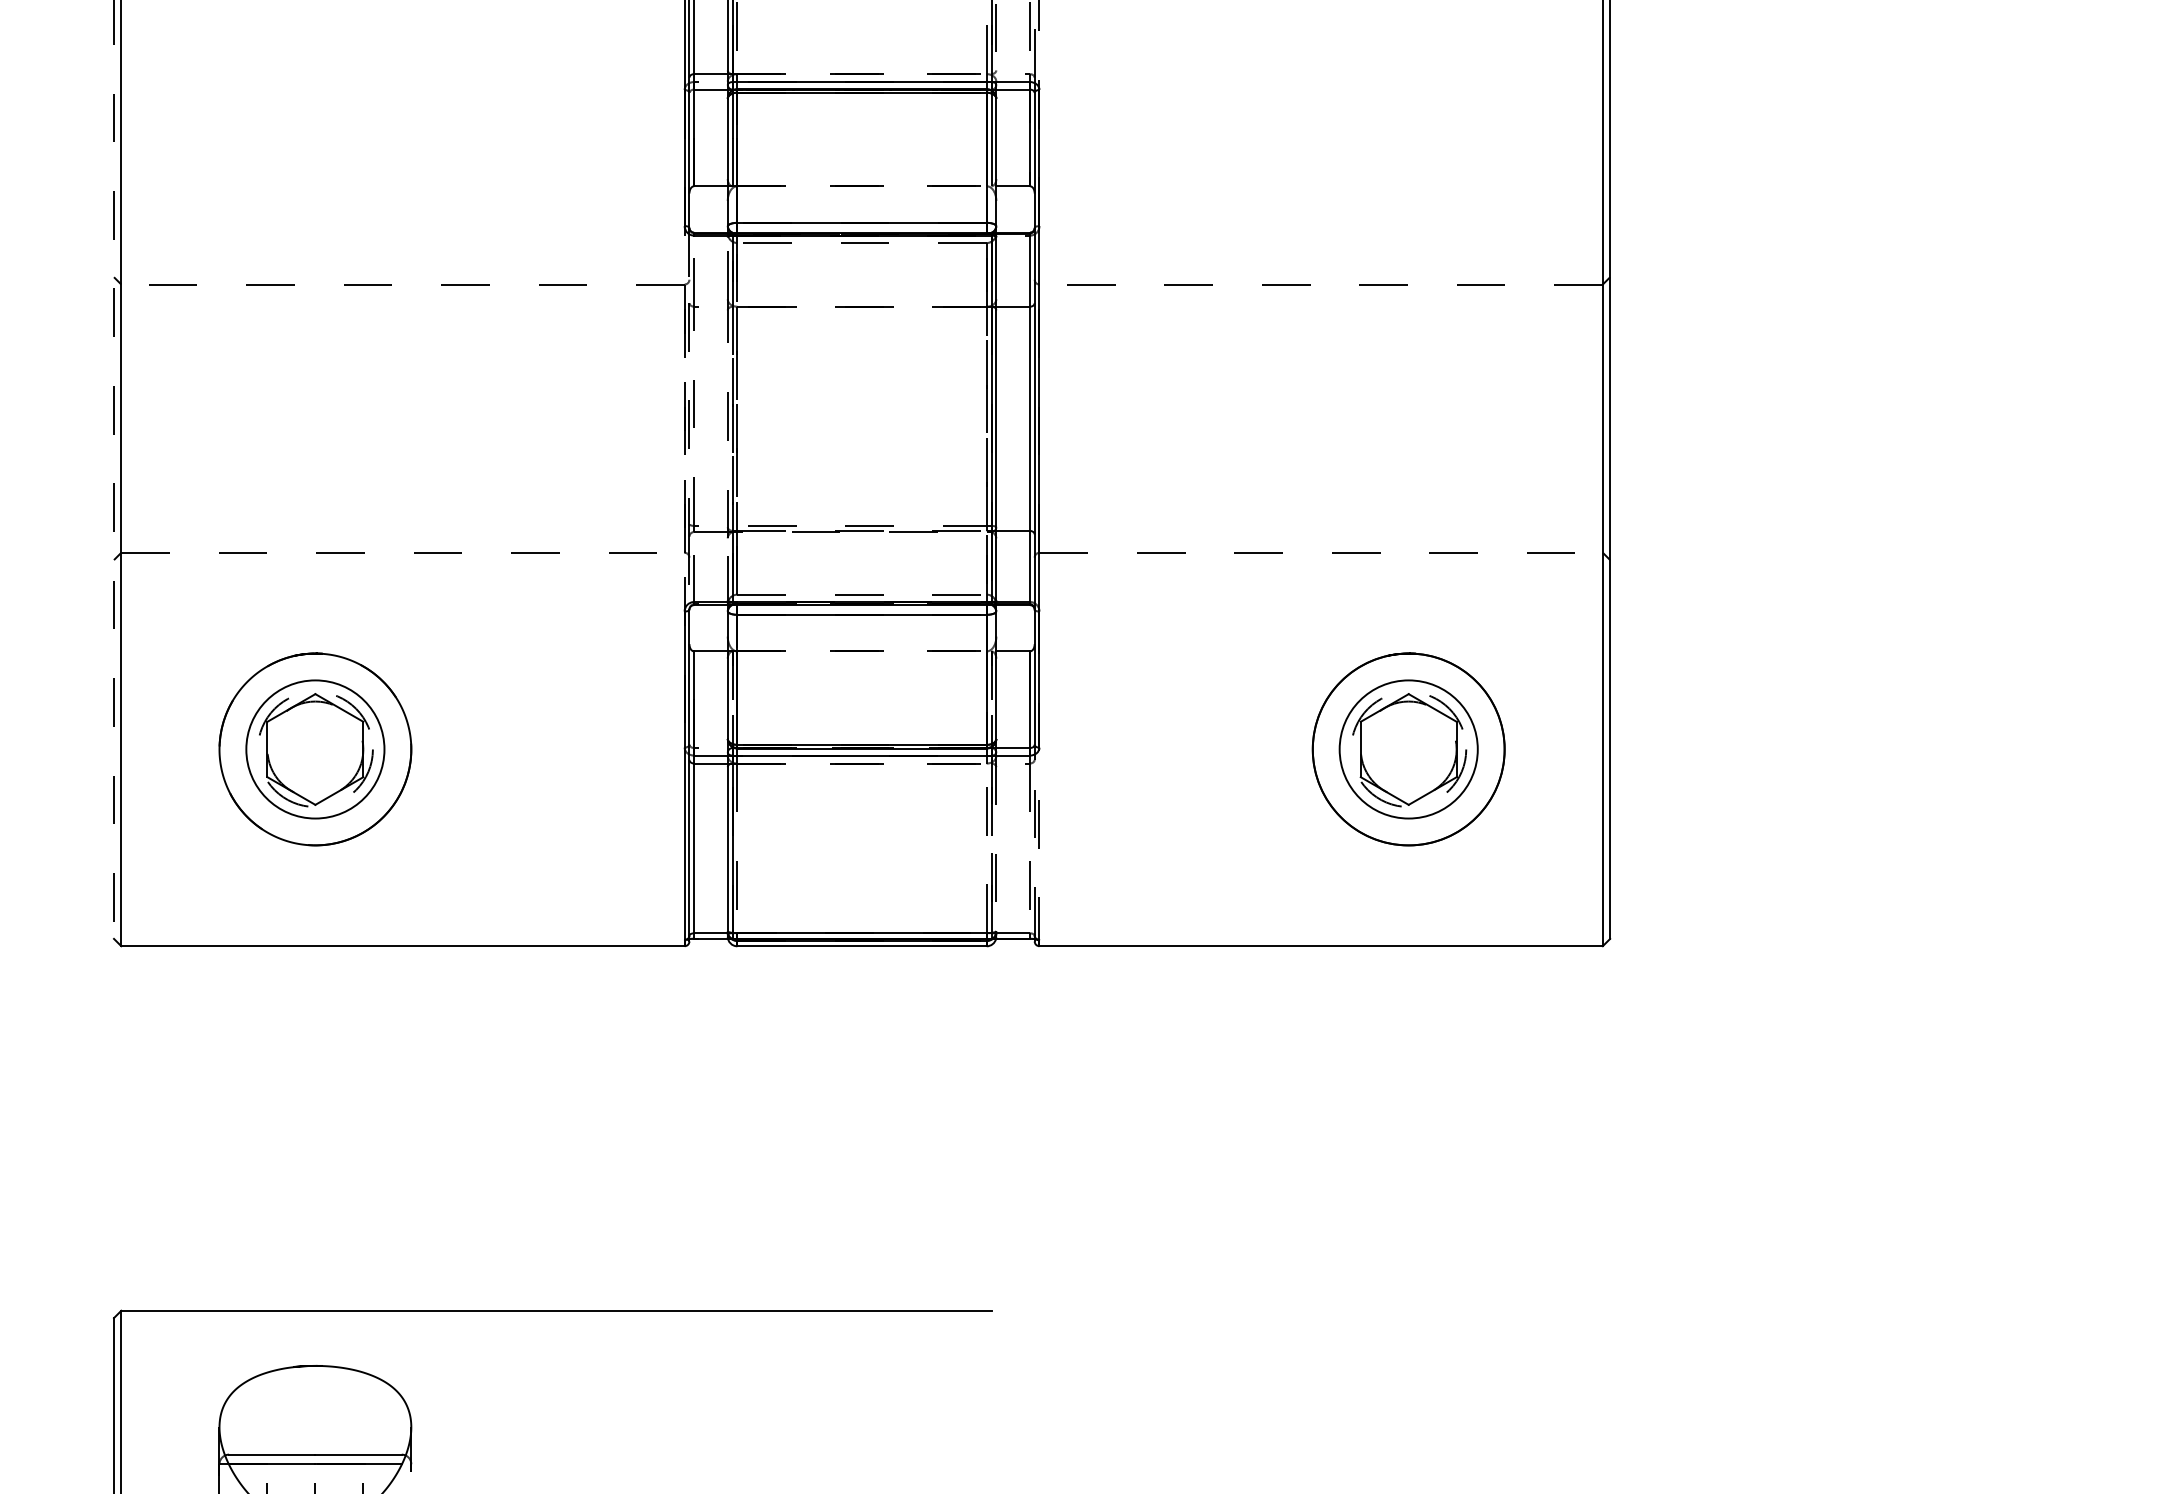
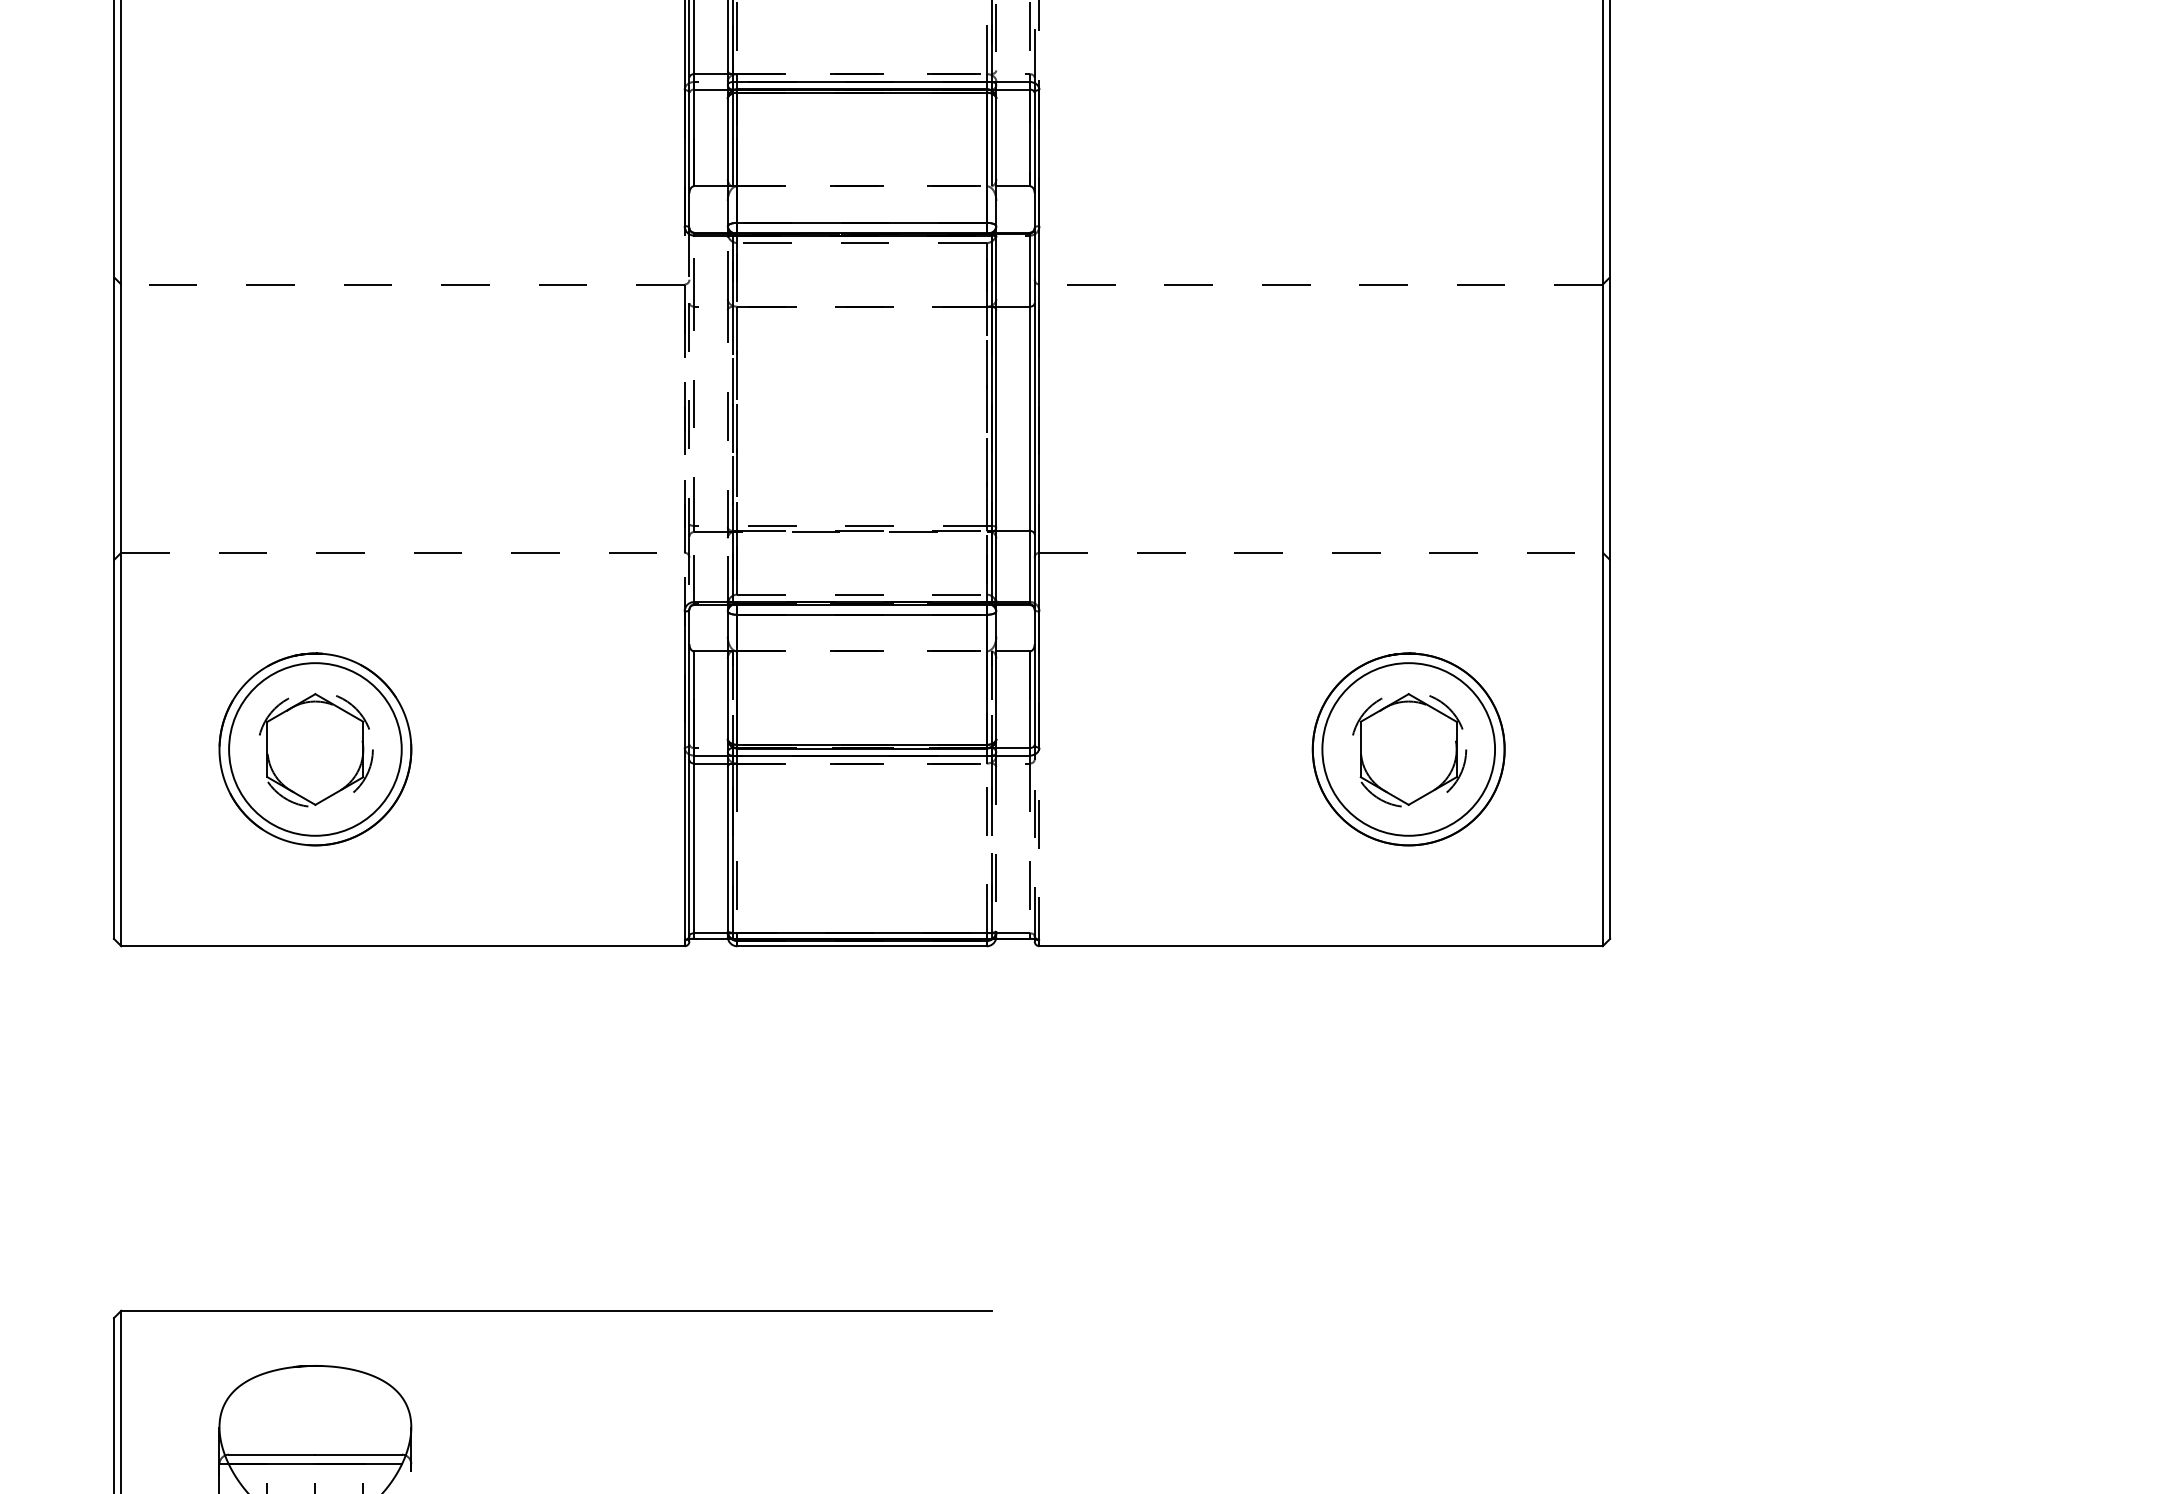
line: dashed -> solid (114, 470)
circle diameter: 138 px -> 173 px (315, 749)
circle diameter: 138 px -> 173 px (1408, 749)
